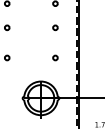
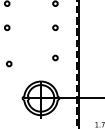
circle position: (7, 57) -> (9, 63) (9, 63)
